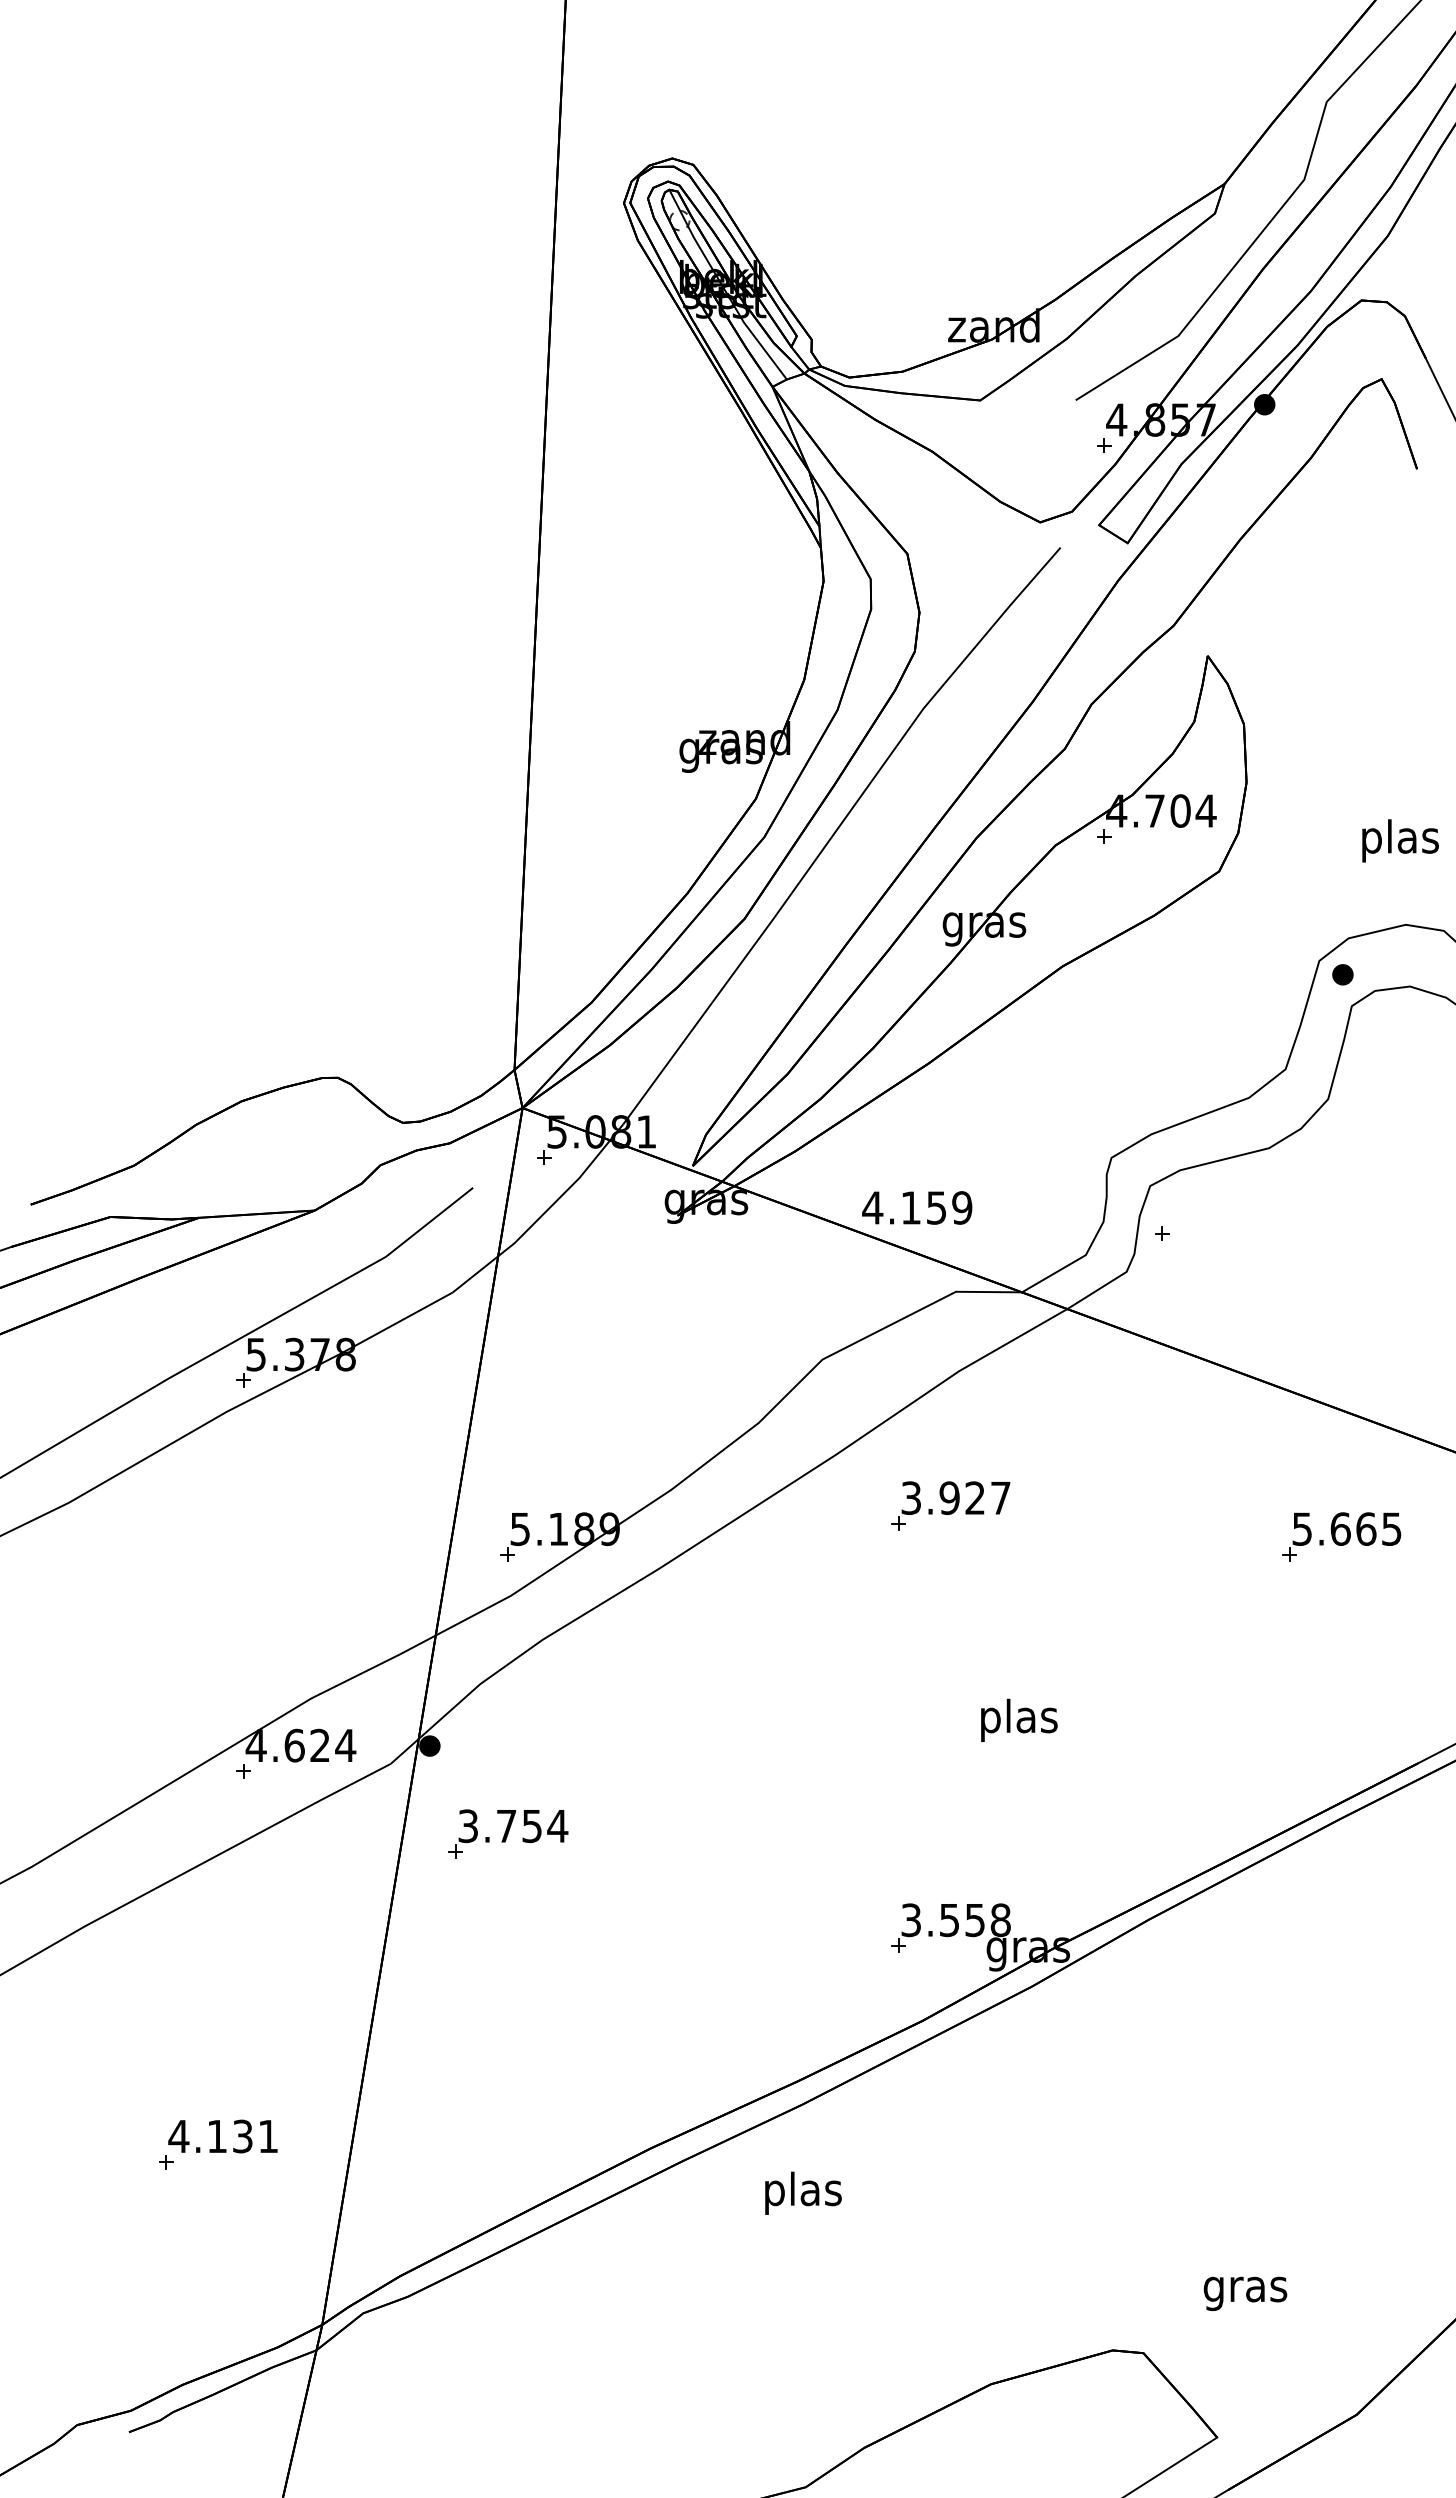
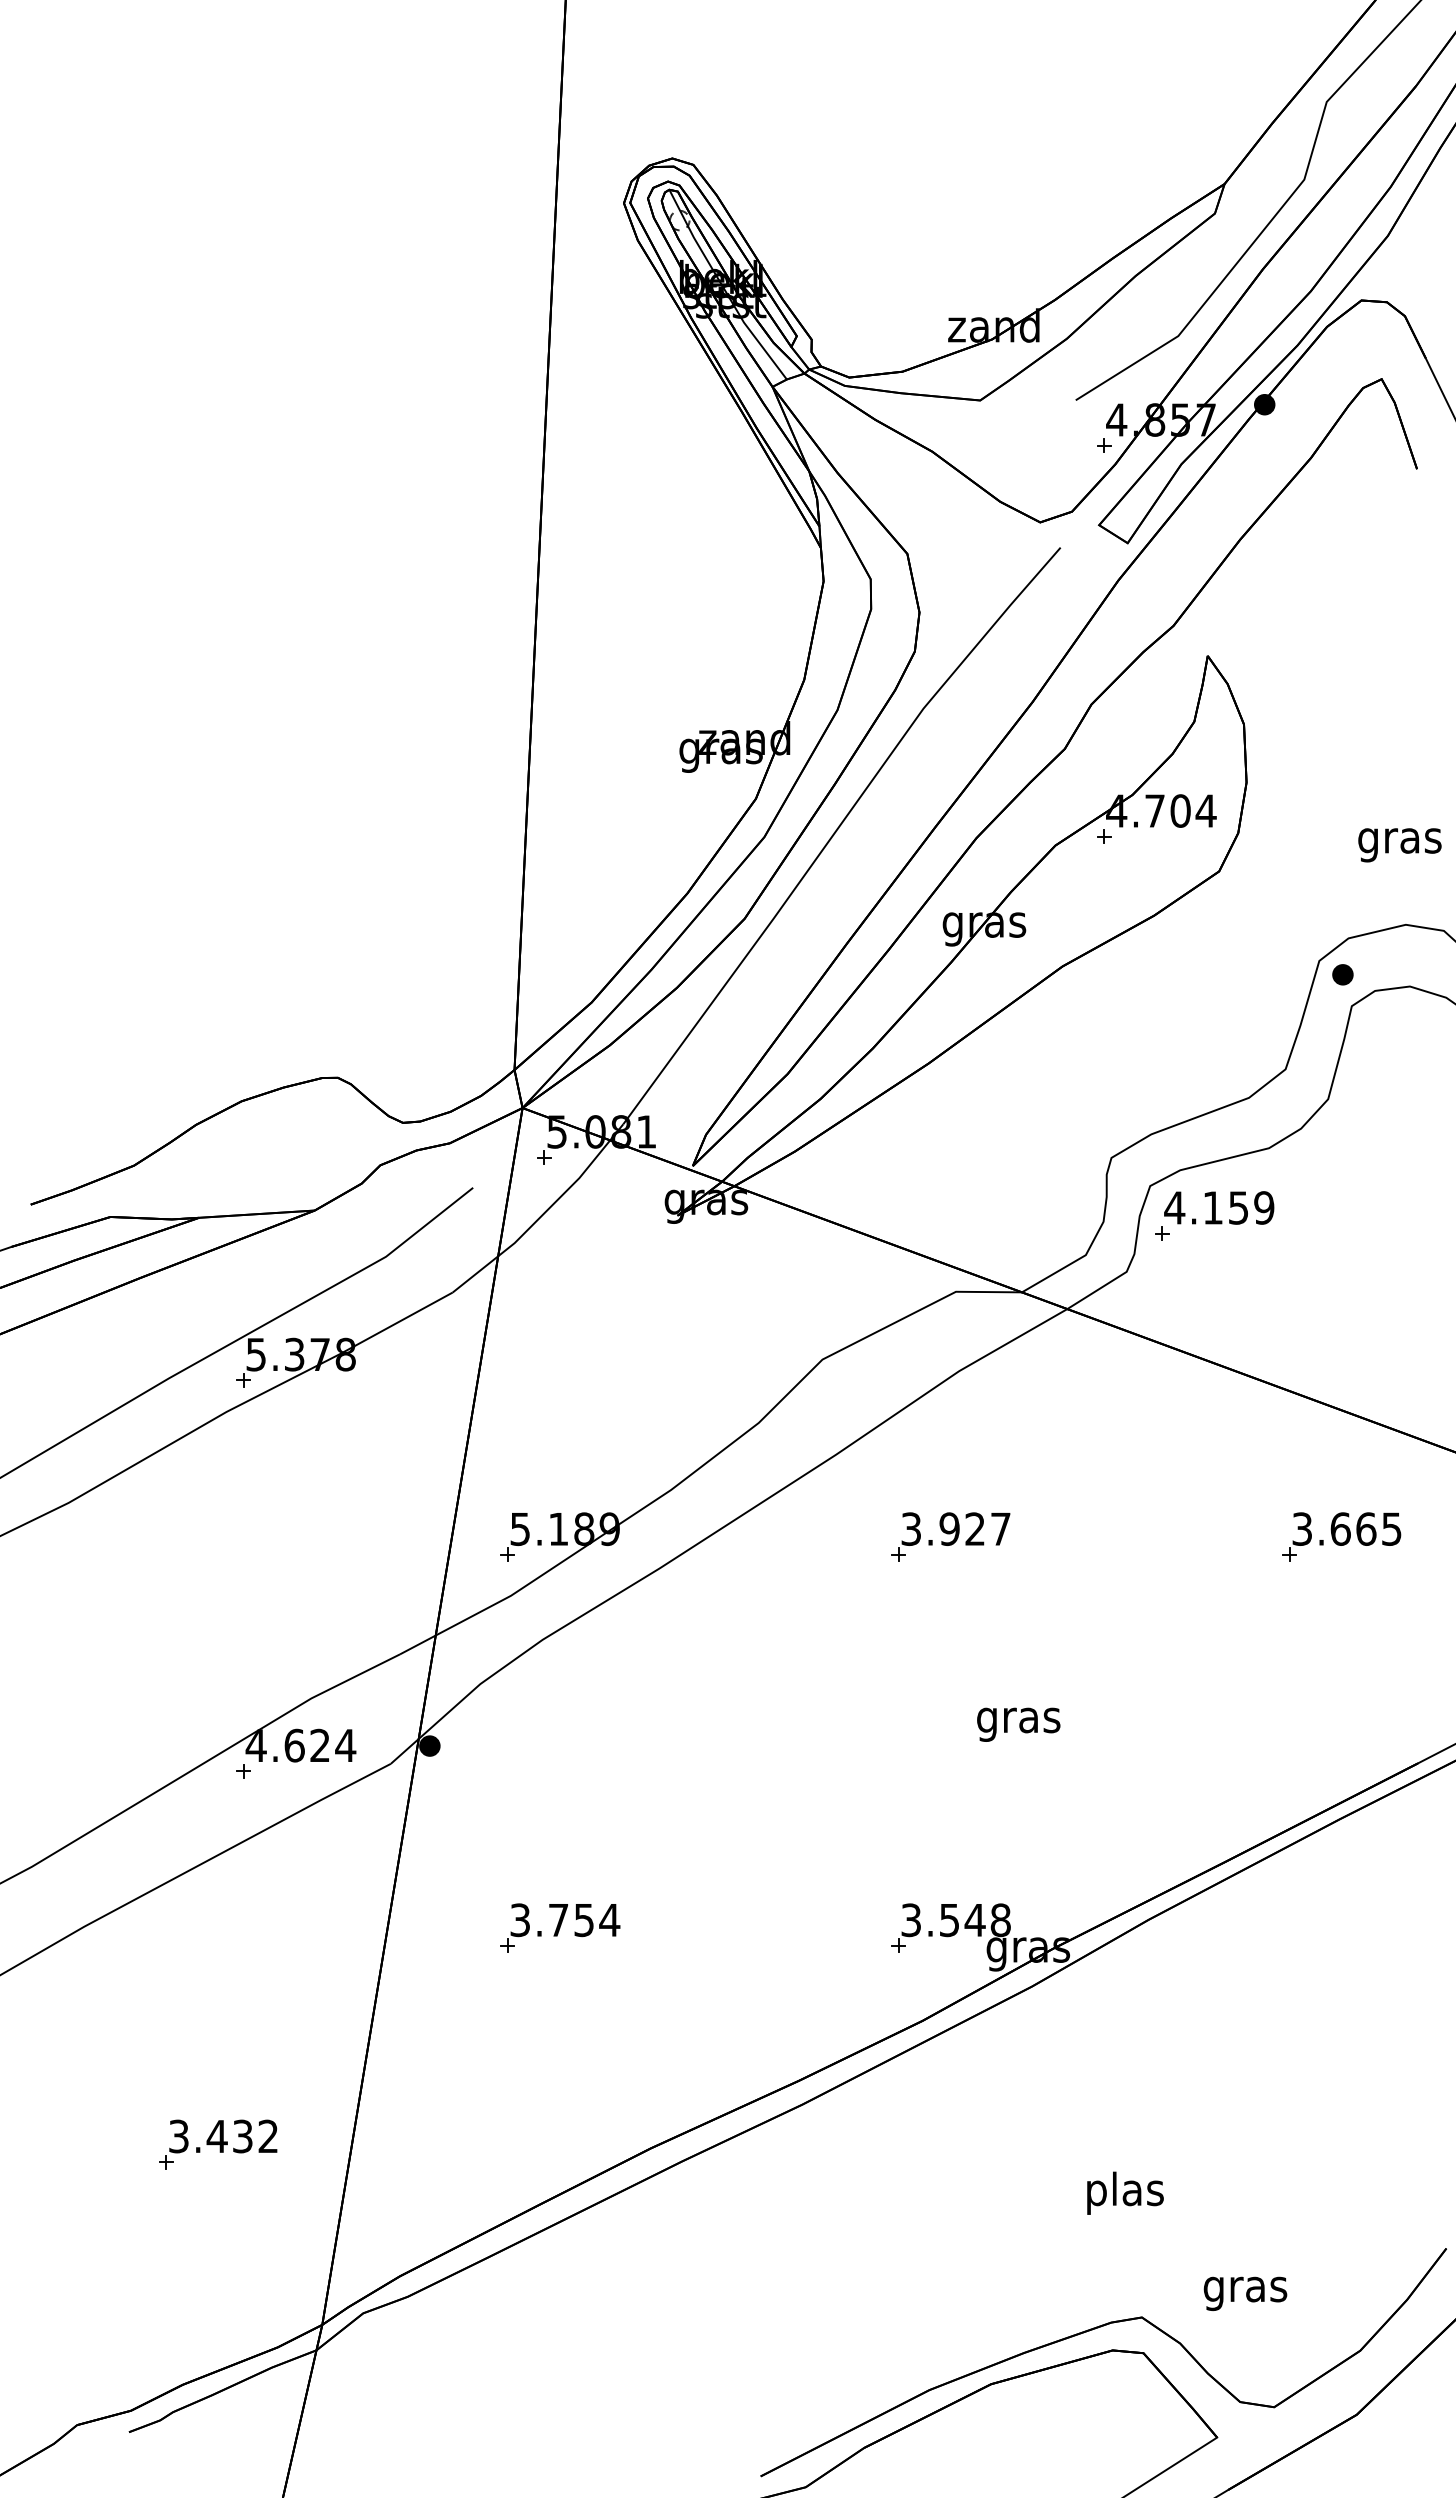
text: plas -> gras (1399, 840)
text position: (917, 1207) -> (1219, 1207) (1219, 1207)
part position: (950, 1505) -> (950, 1536) (950, 1536)
text: 5.665 -> 3.665 (1302, 1528)
text: plas -> gras (1018, 1719)
part position: (508, 1833) -> (560, 1927) (560, 1927)
text: 3.558 -> 3.548 (974, 1920)
text: 4.131 -> 3.432 (222, 2136)
text position: (803, 2192) -> (1125, 2192) (1125, 2192)
part: none -> present (1092, 2330)
